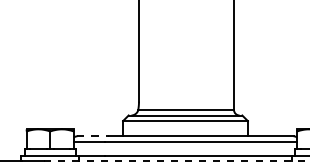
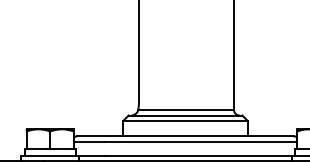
line: dashed -> solid (93, 136)
line: dashed -> solid (177, 161)
